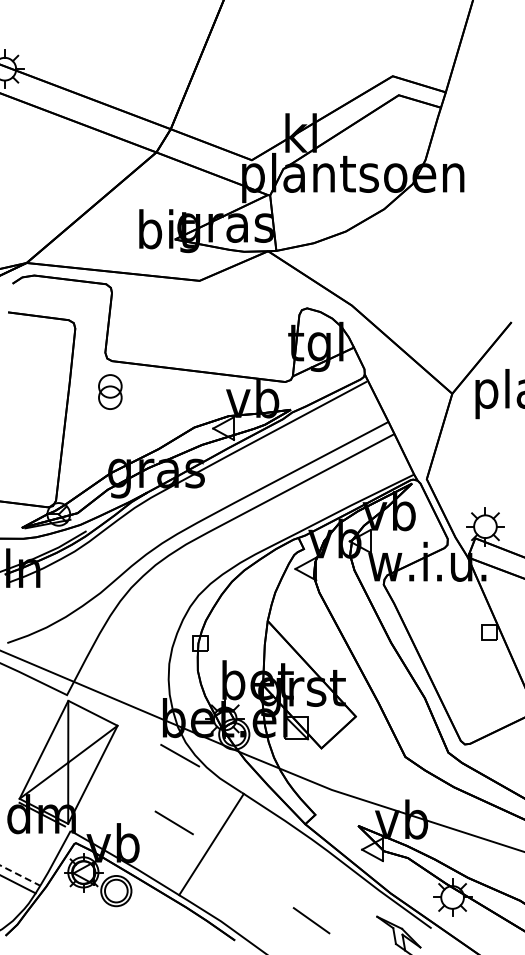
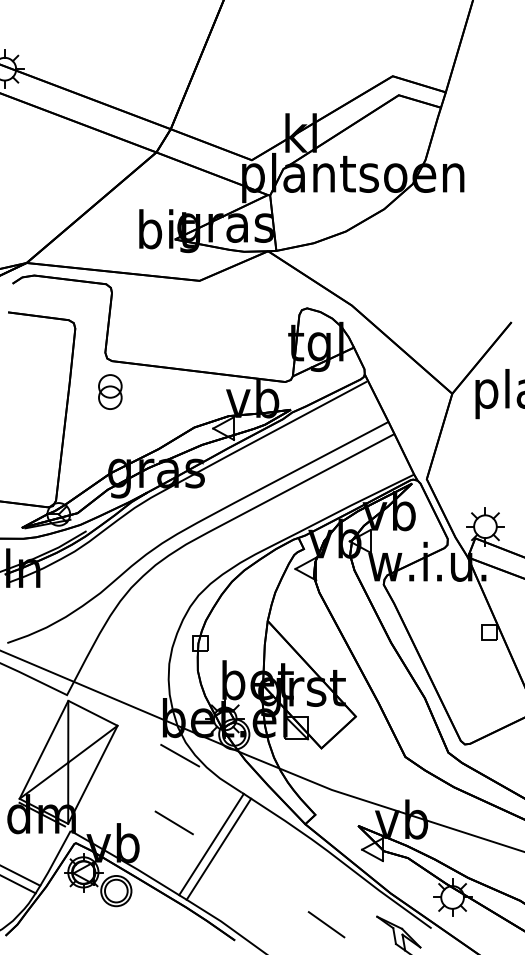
line: none -> present (218, 848)
line: dashed -> solid (20, 875)
line position: (311, 920) -> (326, 924) (326, 924)
